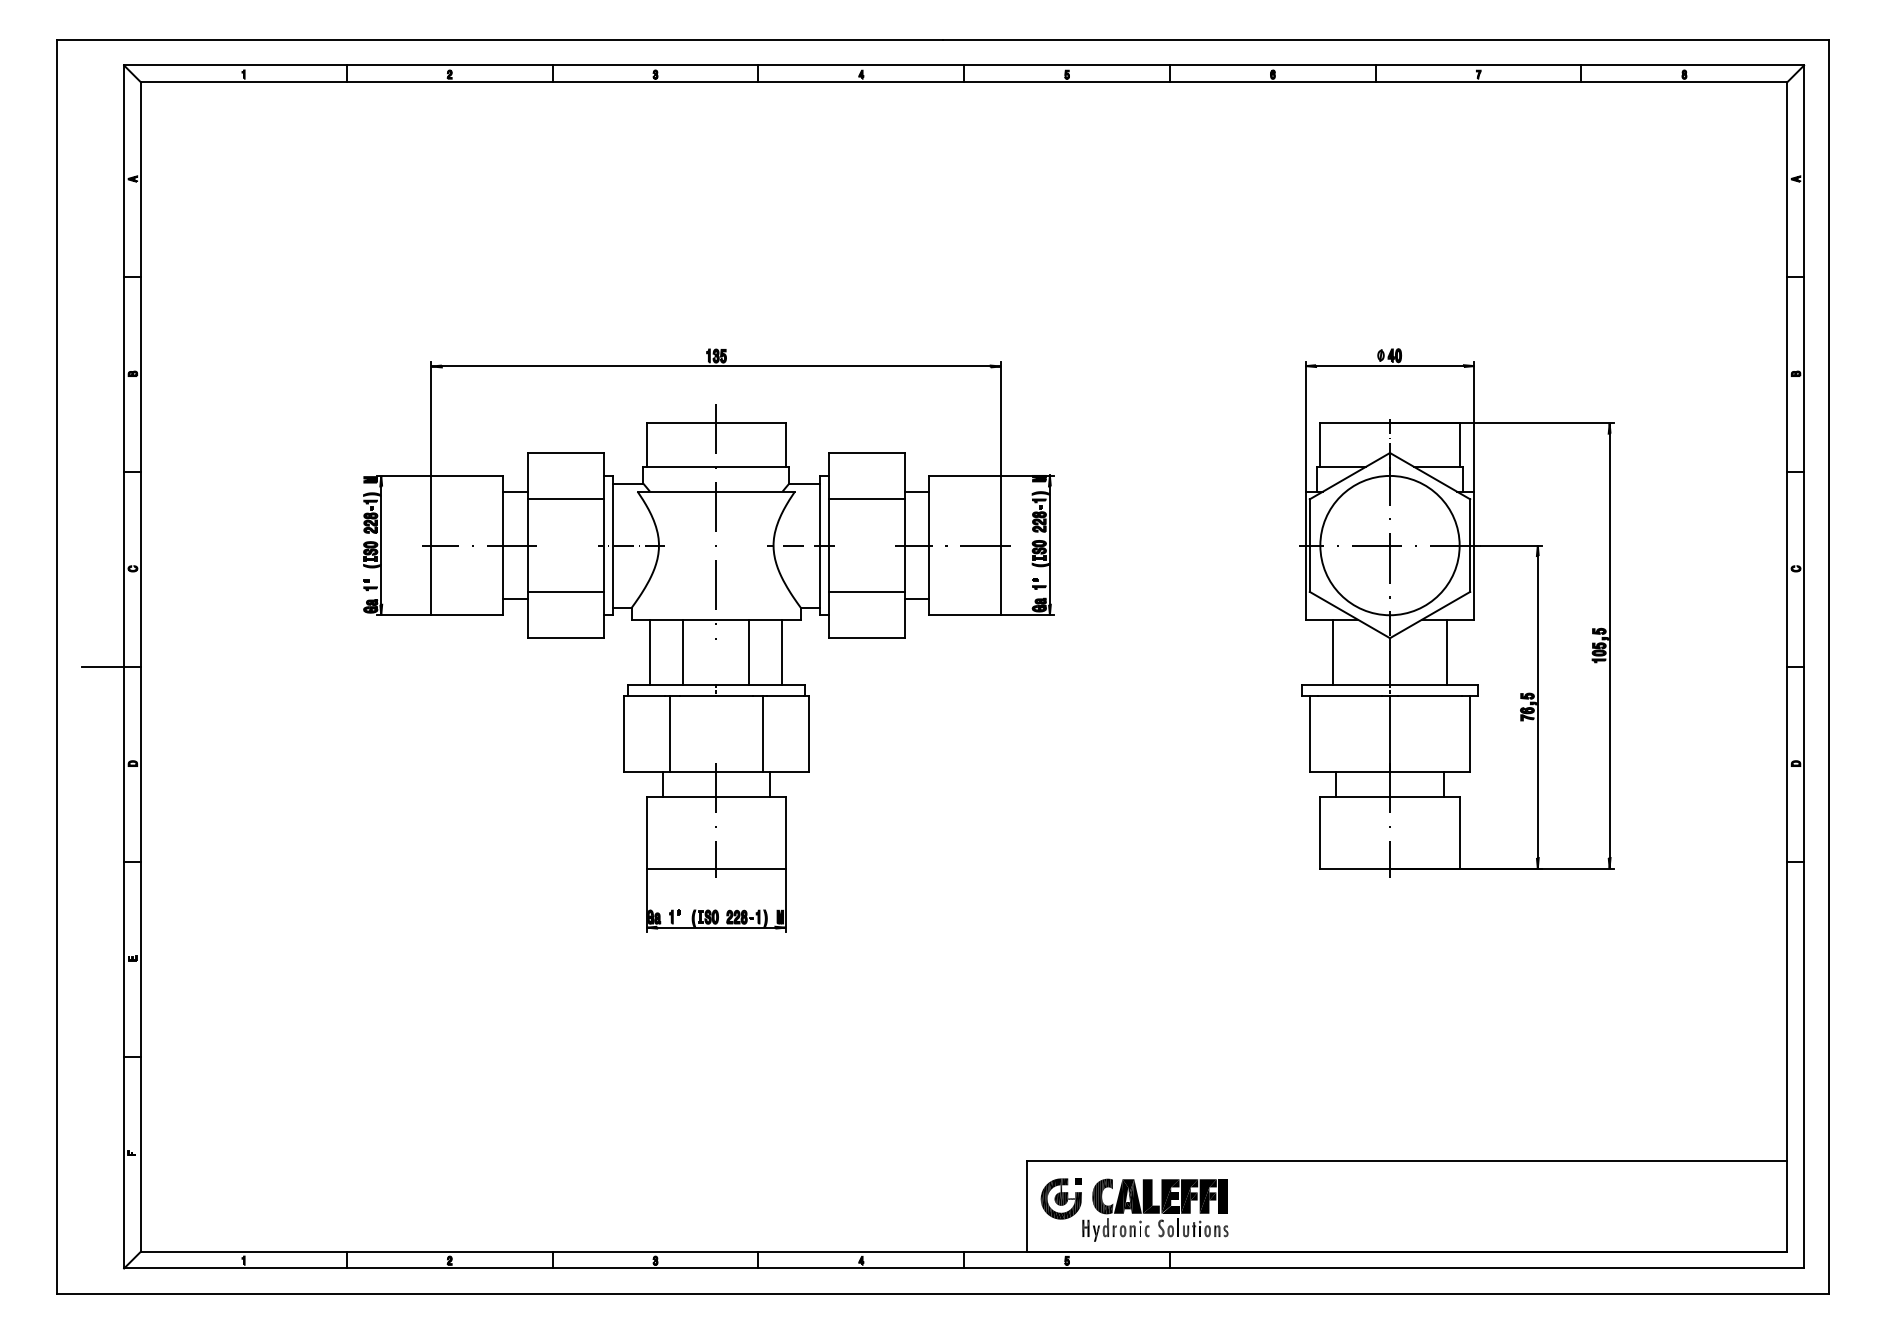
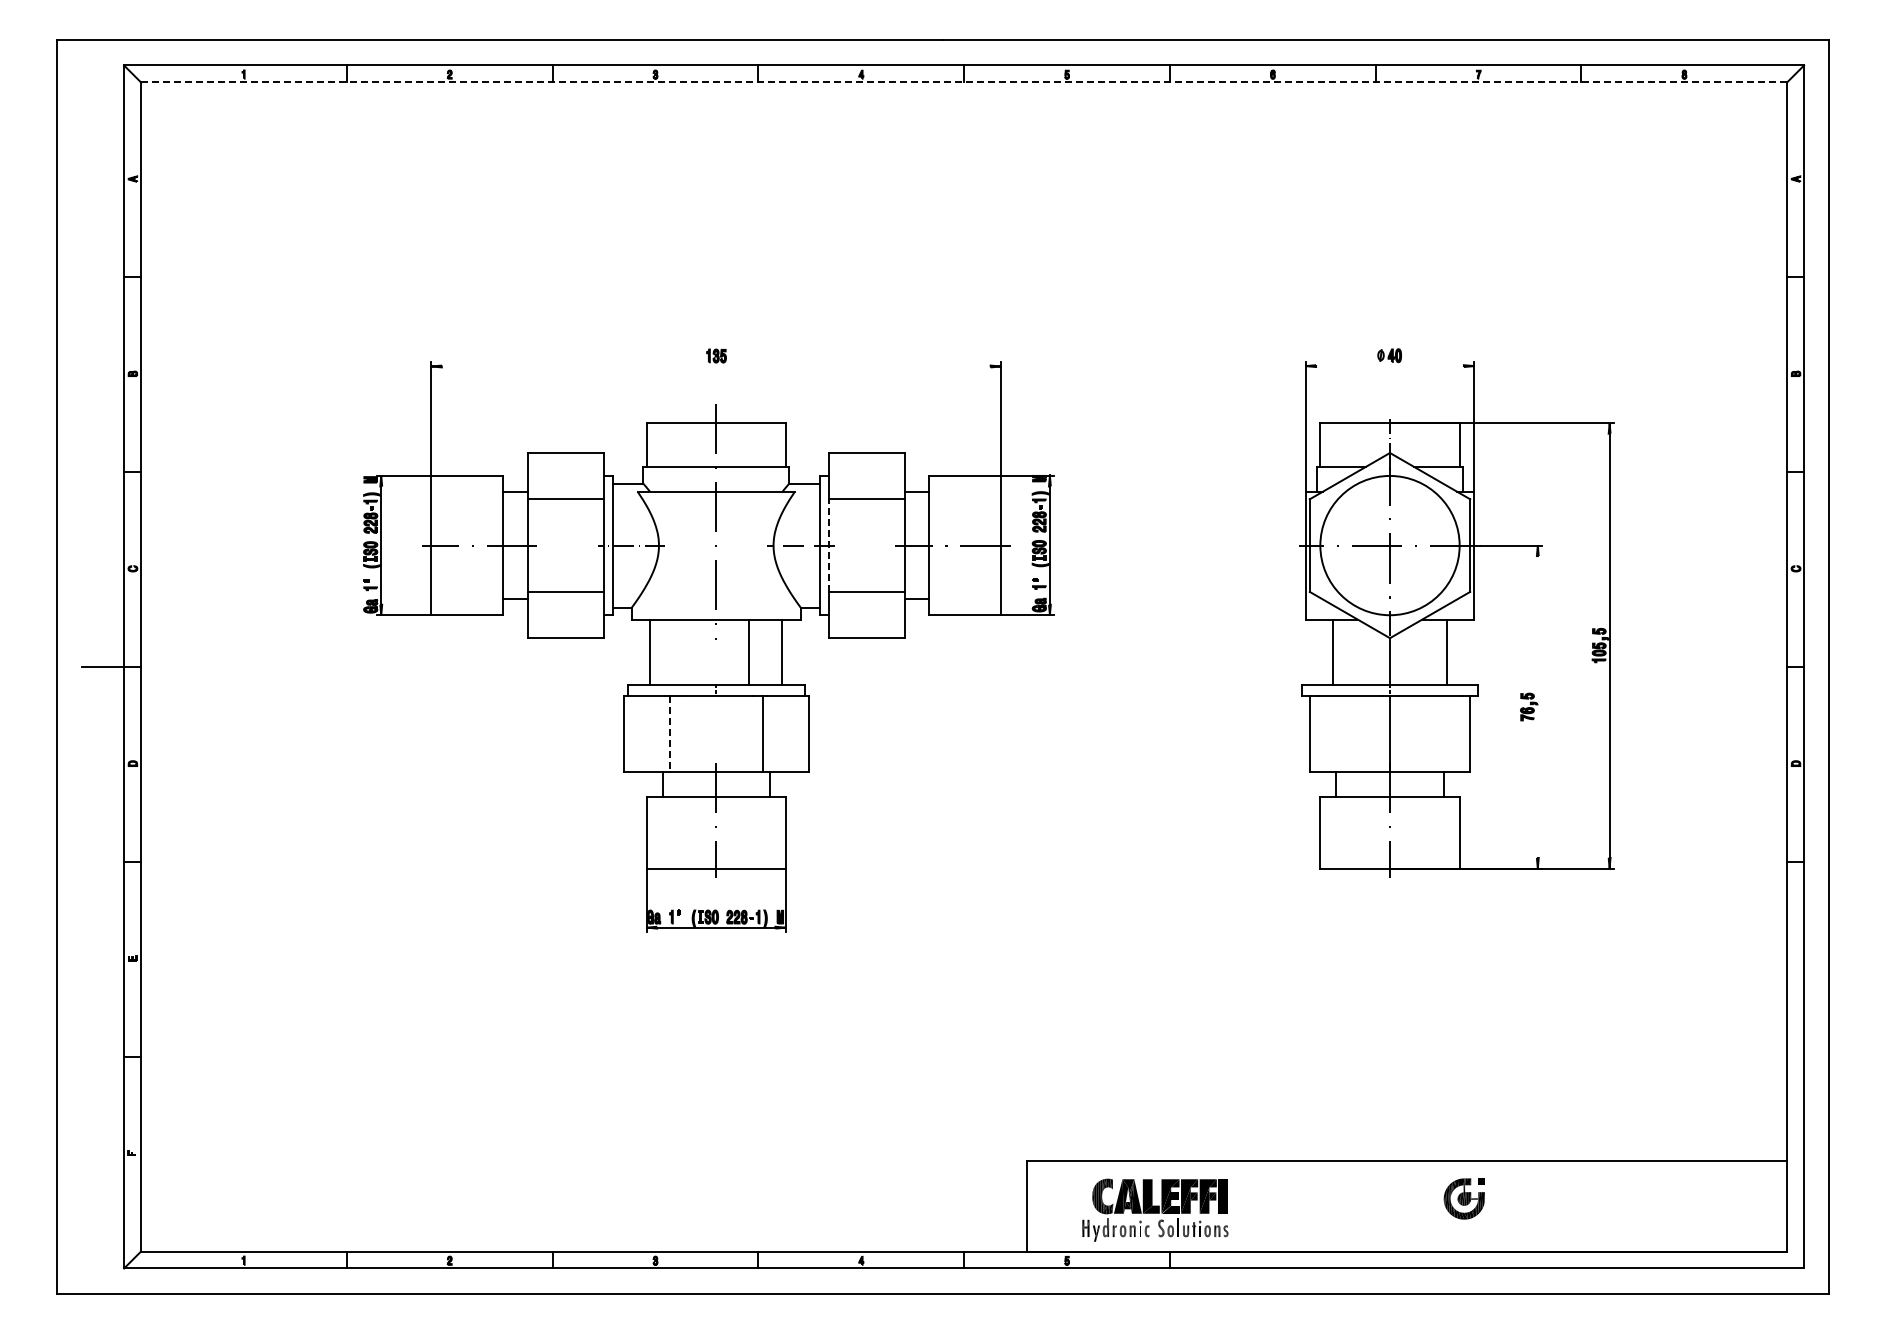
line: solid -> dashed (963, 82)
line: present -> none (715, 366)
line: present -> none (1389, 366)
line: solid -> dashed (828, 545)
line: present -> none (683, 651)
line: present -> none (1537, 707)
line: solid -> dashed (669, 734)
part position: (1060, 1198) -> (1463, 1198) (1463, 1198)
